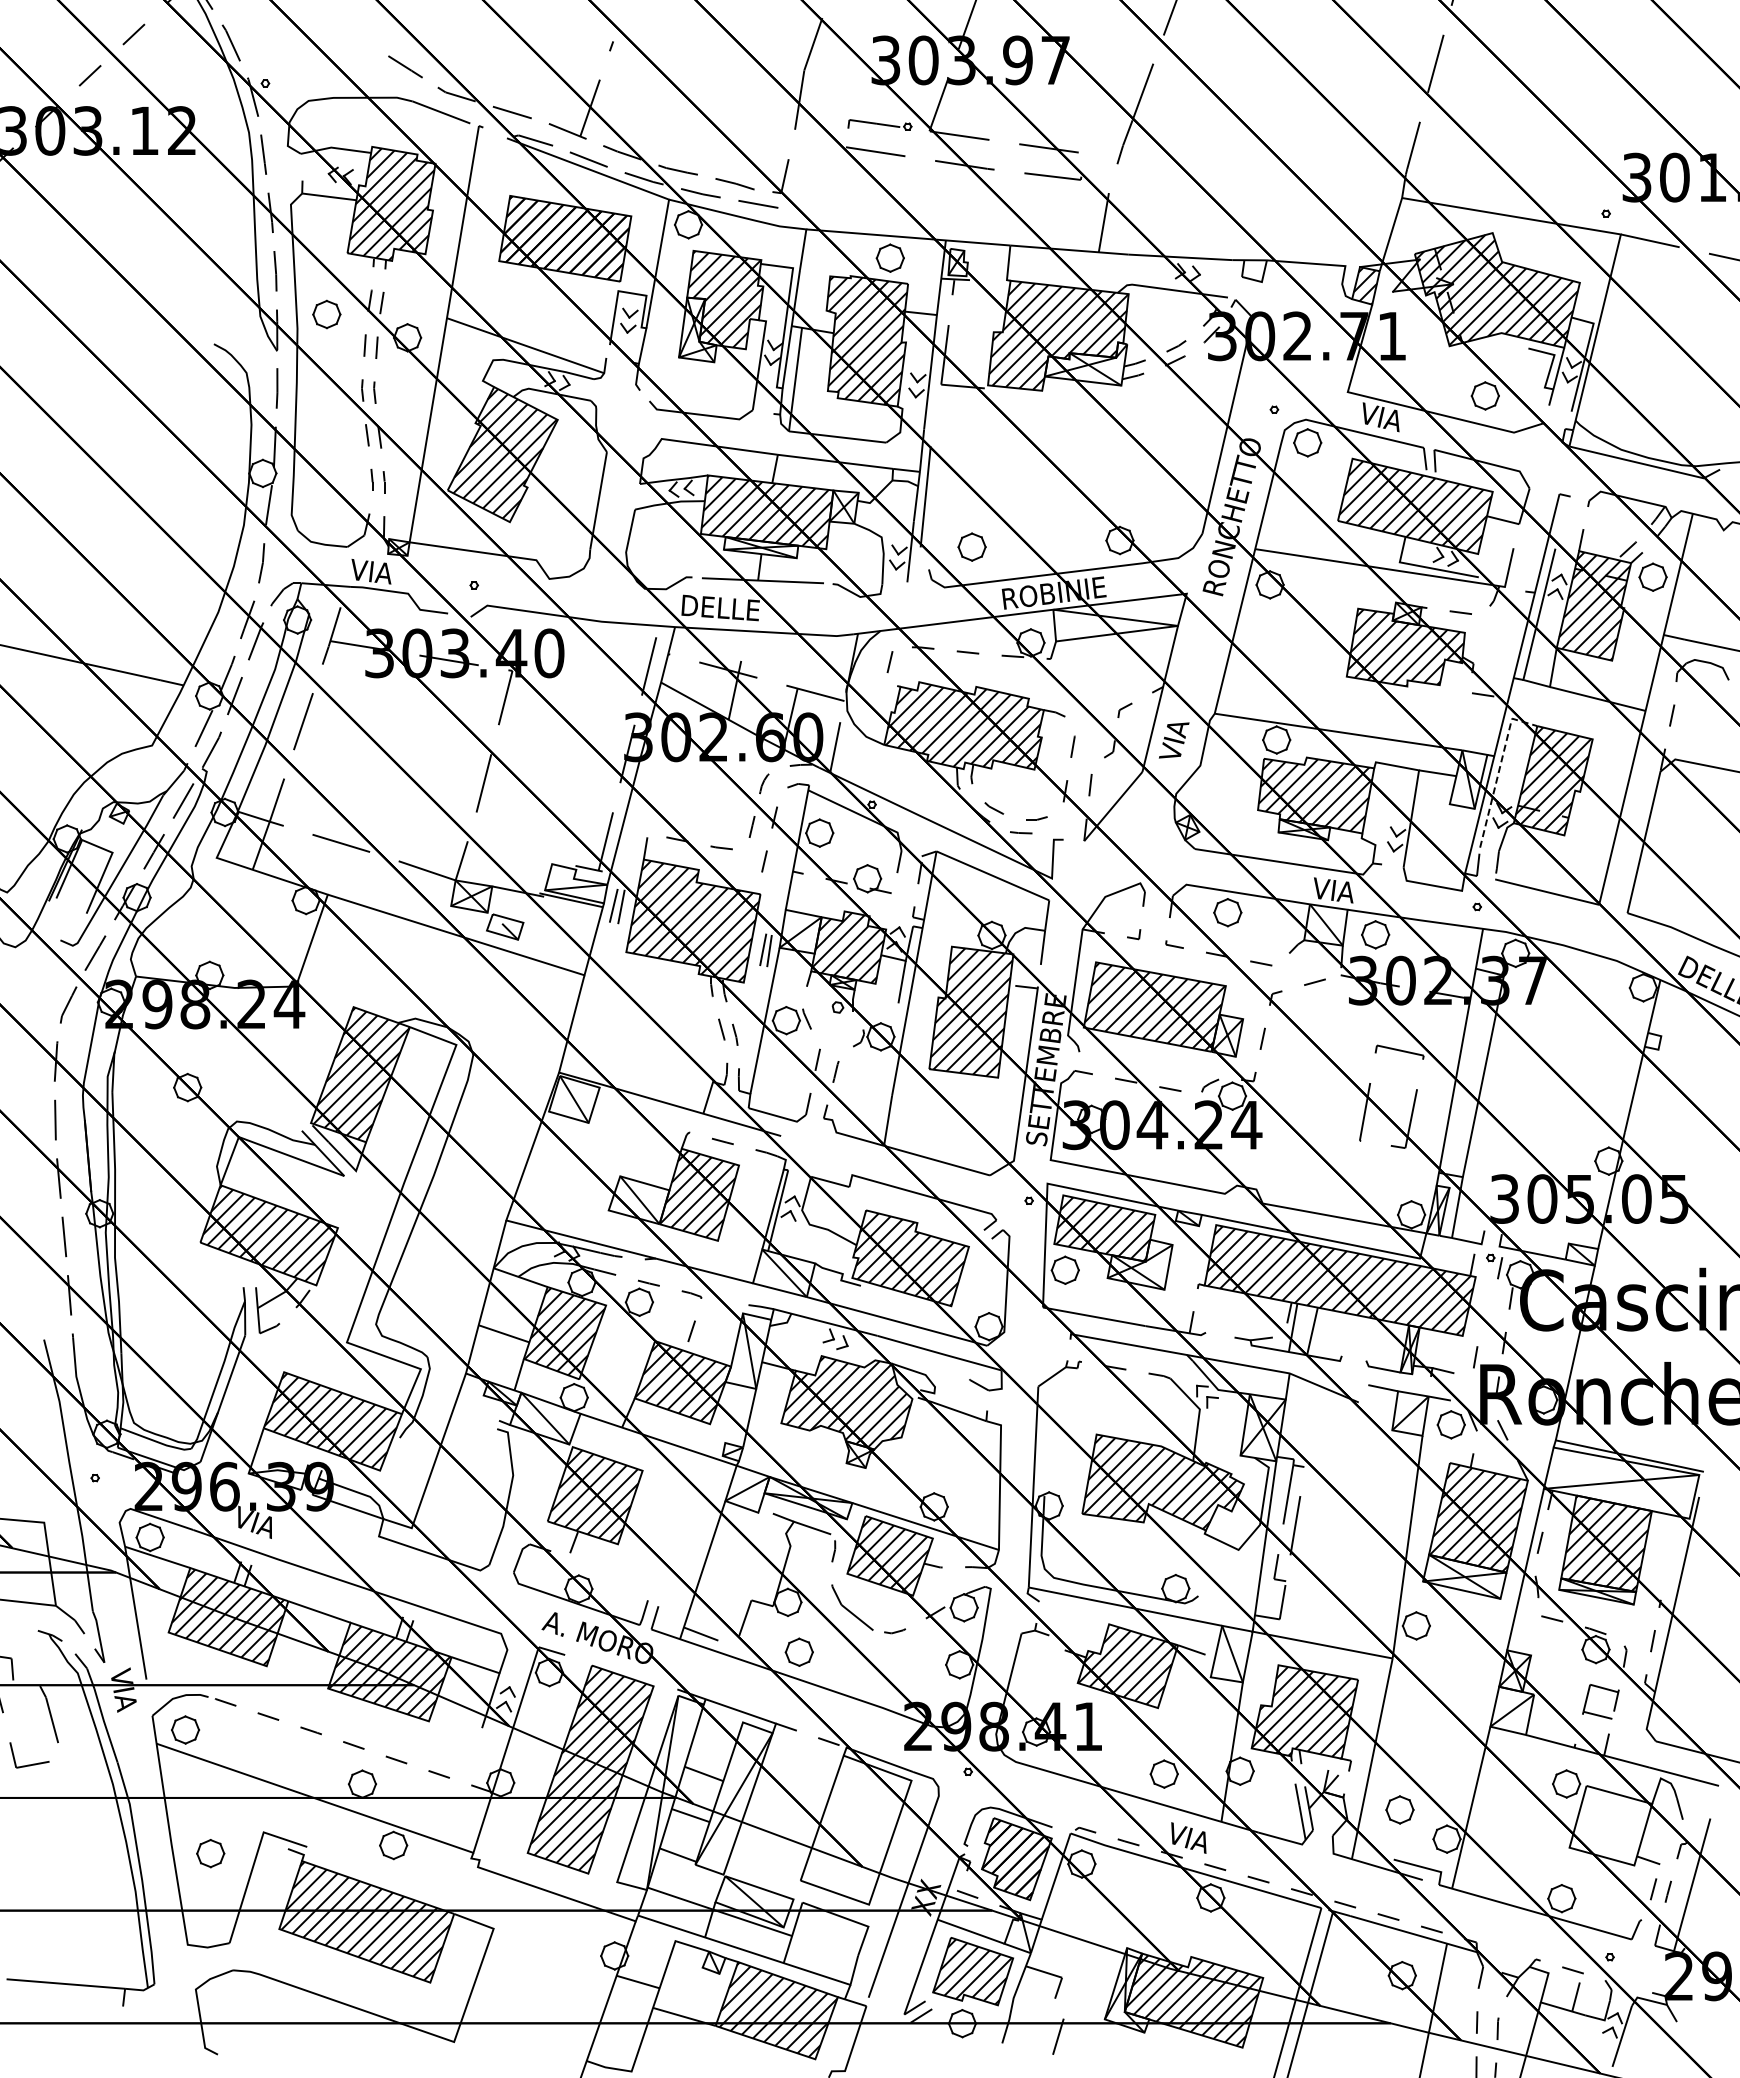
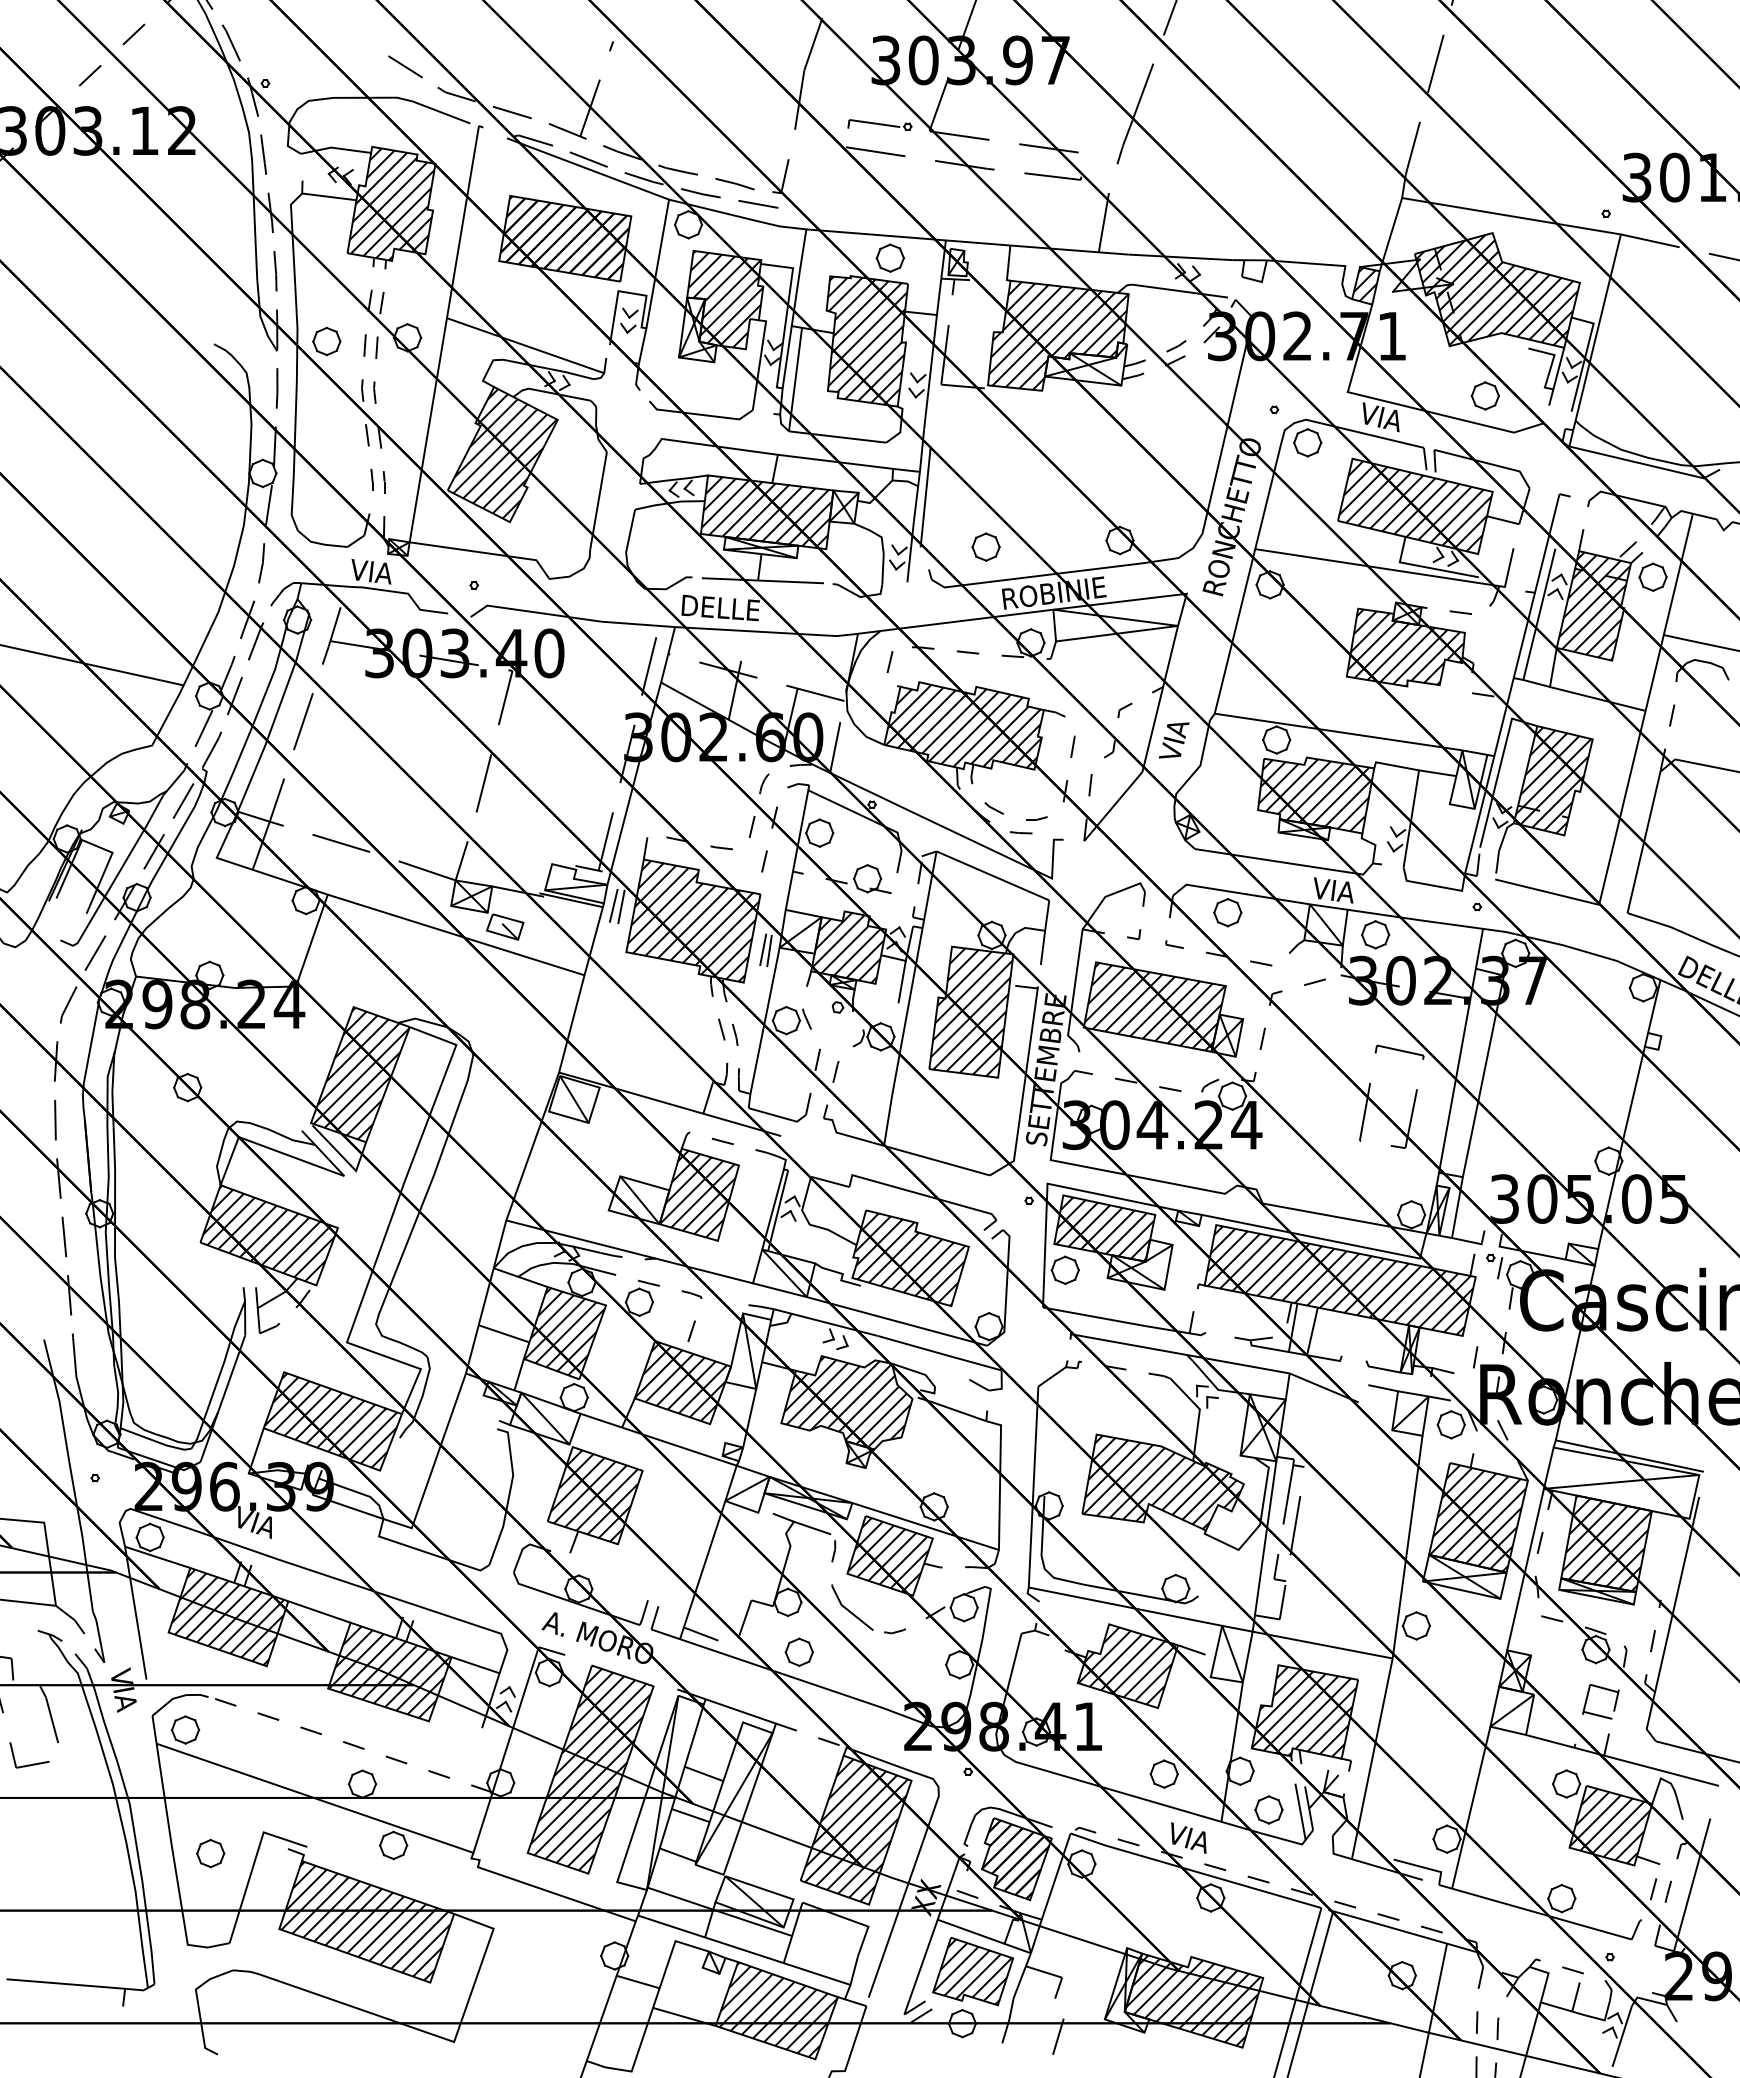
part position: (326, 314) -> (326, 341) (326, 341)
part position: (971, 546) -> (985, 546) (985, 546)
line: dashed -> solid (1499, 769)
part position: (1399, 1809) -> (1268, 1809) (1268, 1809)
hatch: none -> present (1609, 1825)
hatch: none -> present (856, 1830)
